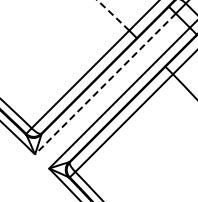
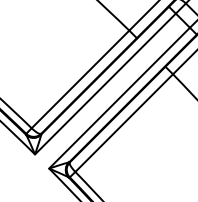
arc: dashed -> solid (112, 14)
line: dashed -> solid (105, 84)
